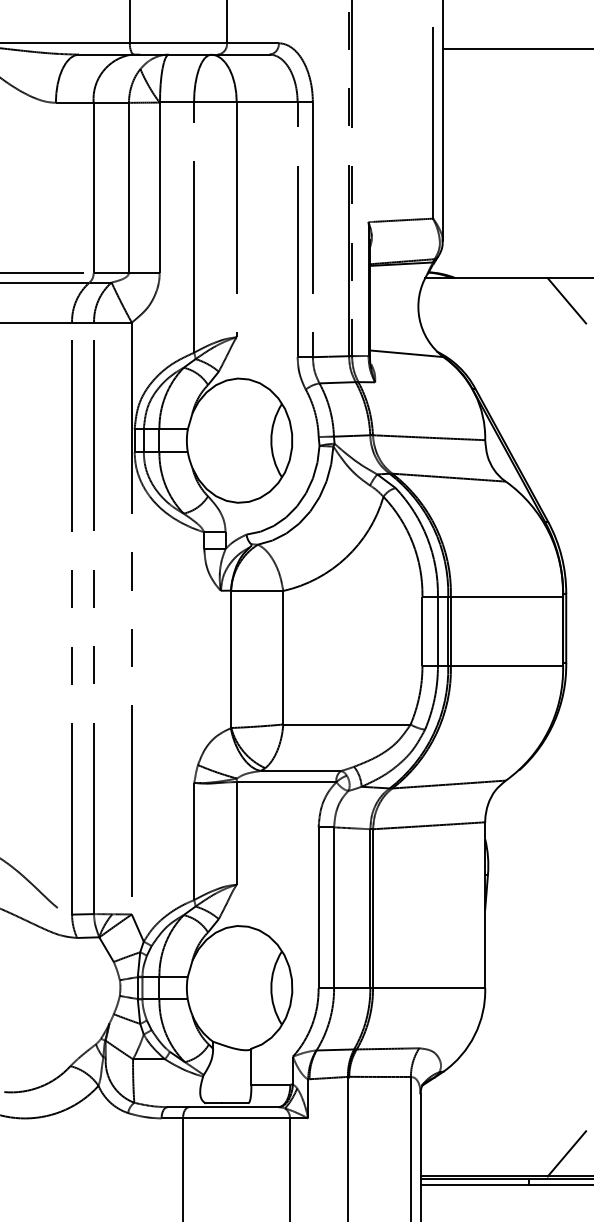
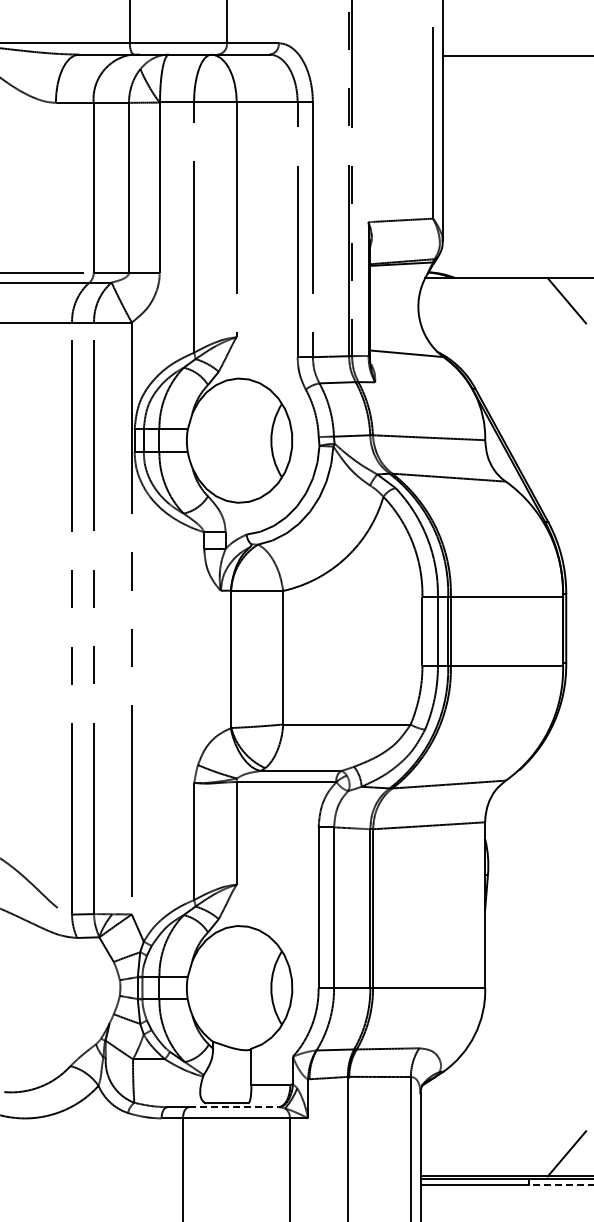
line position: (516, 49) -> (516, 56) (516, 56)
line: solid -> dashed (233, 1107)
line: solid -> dashed (560, 1185)
